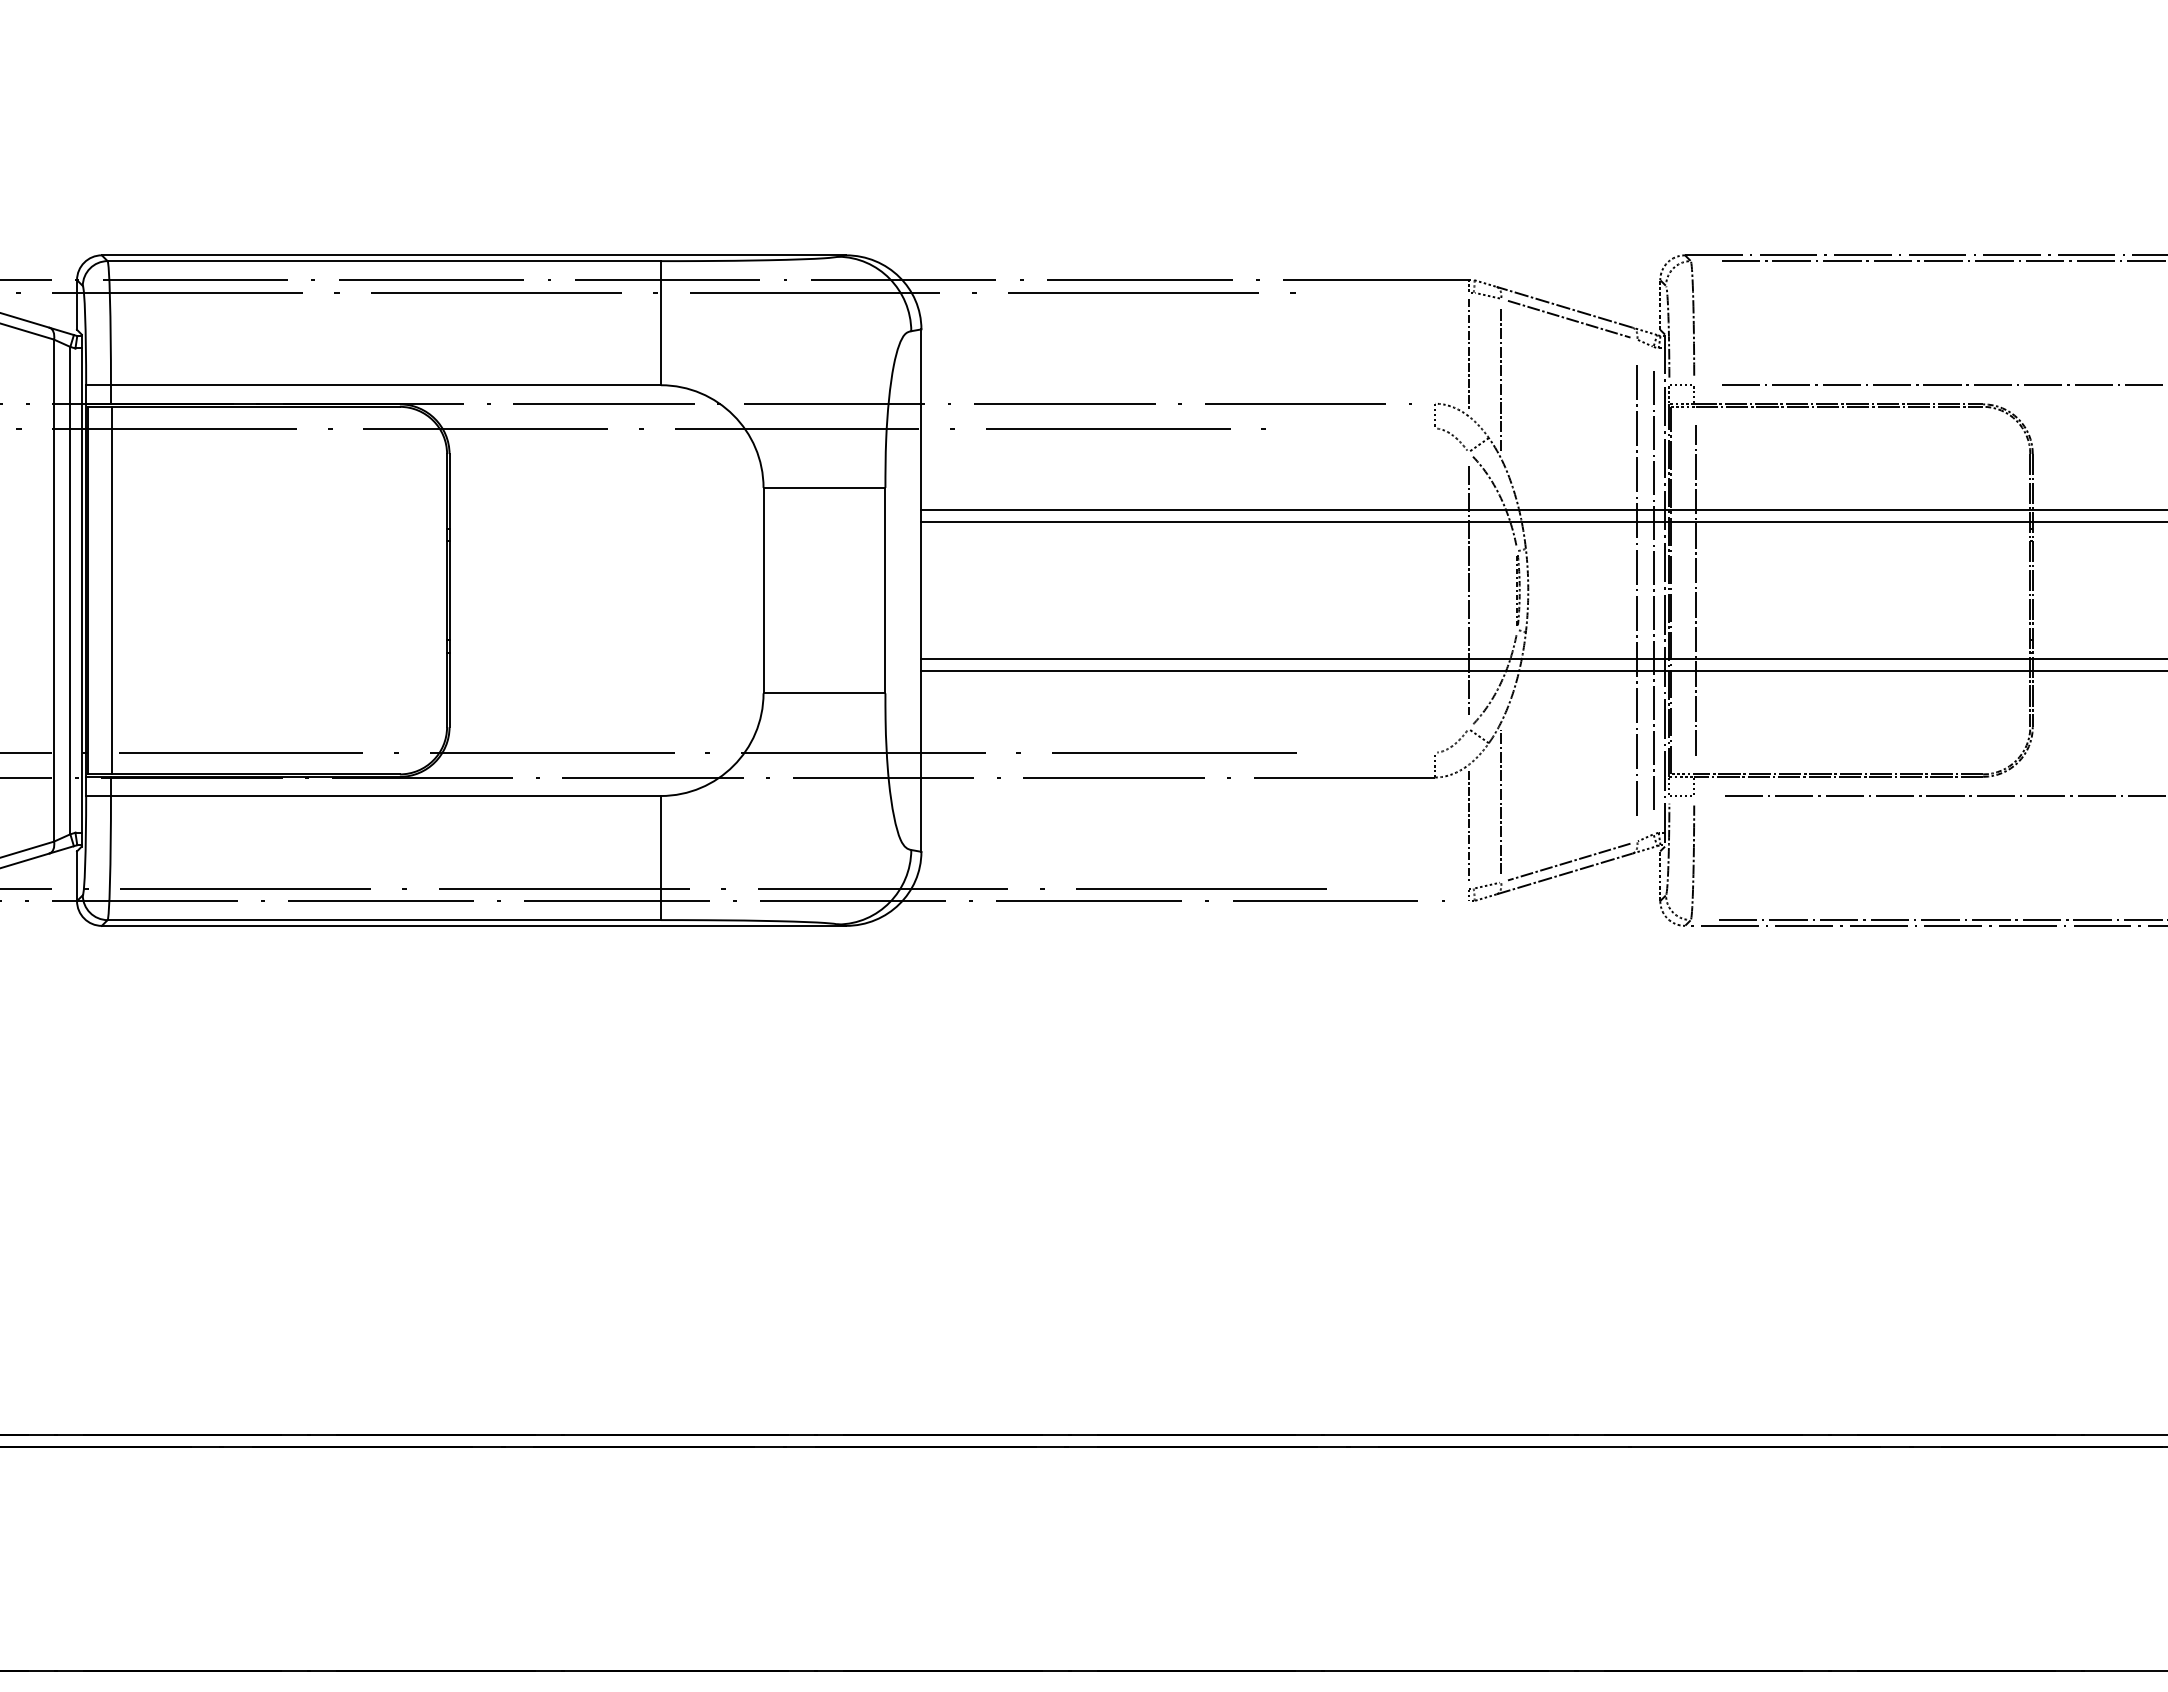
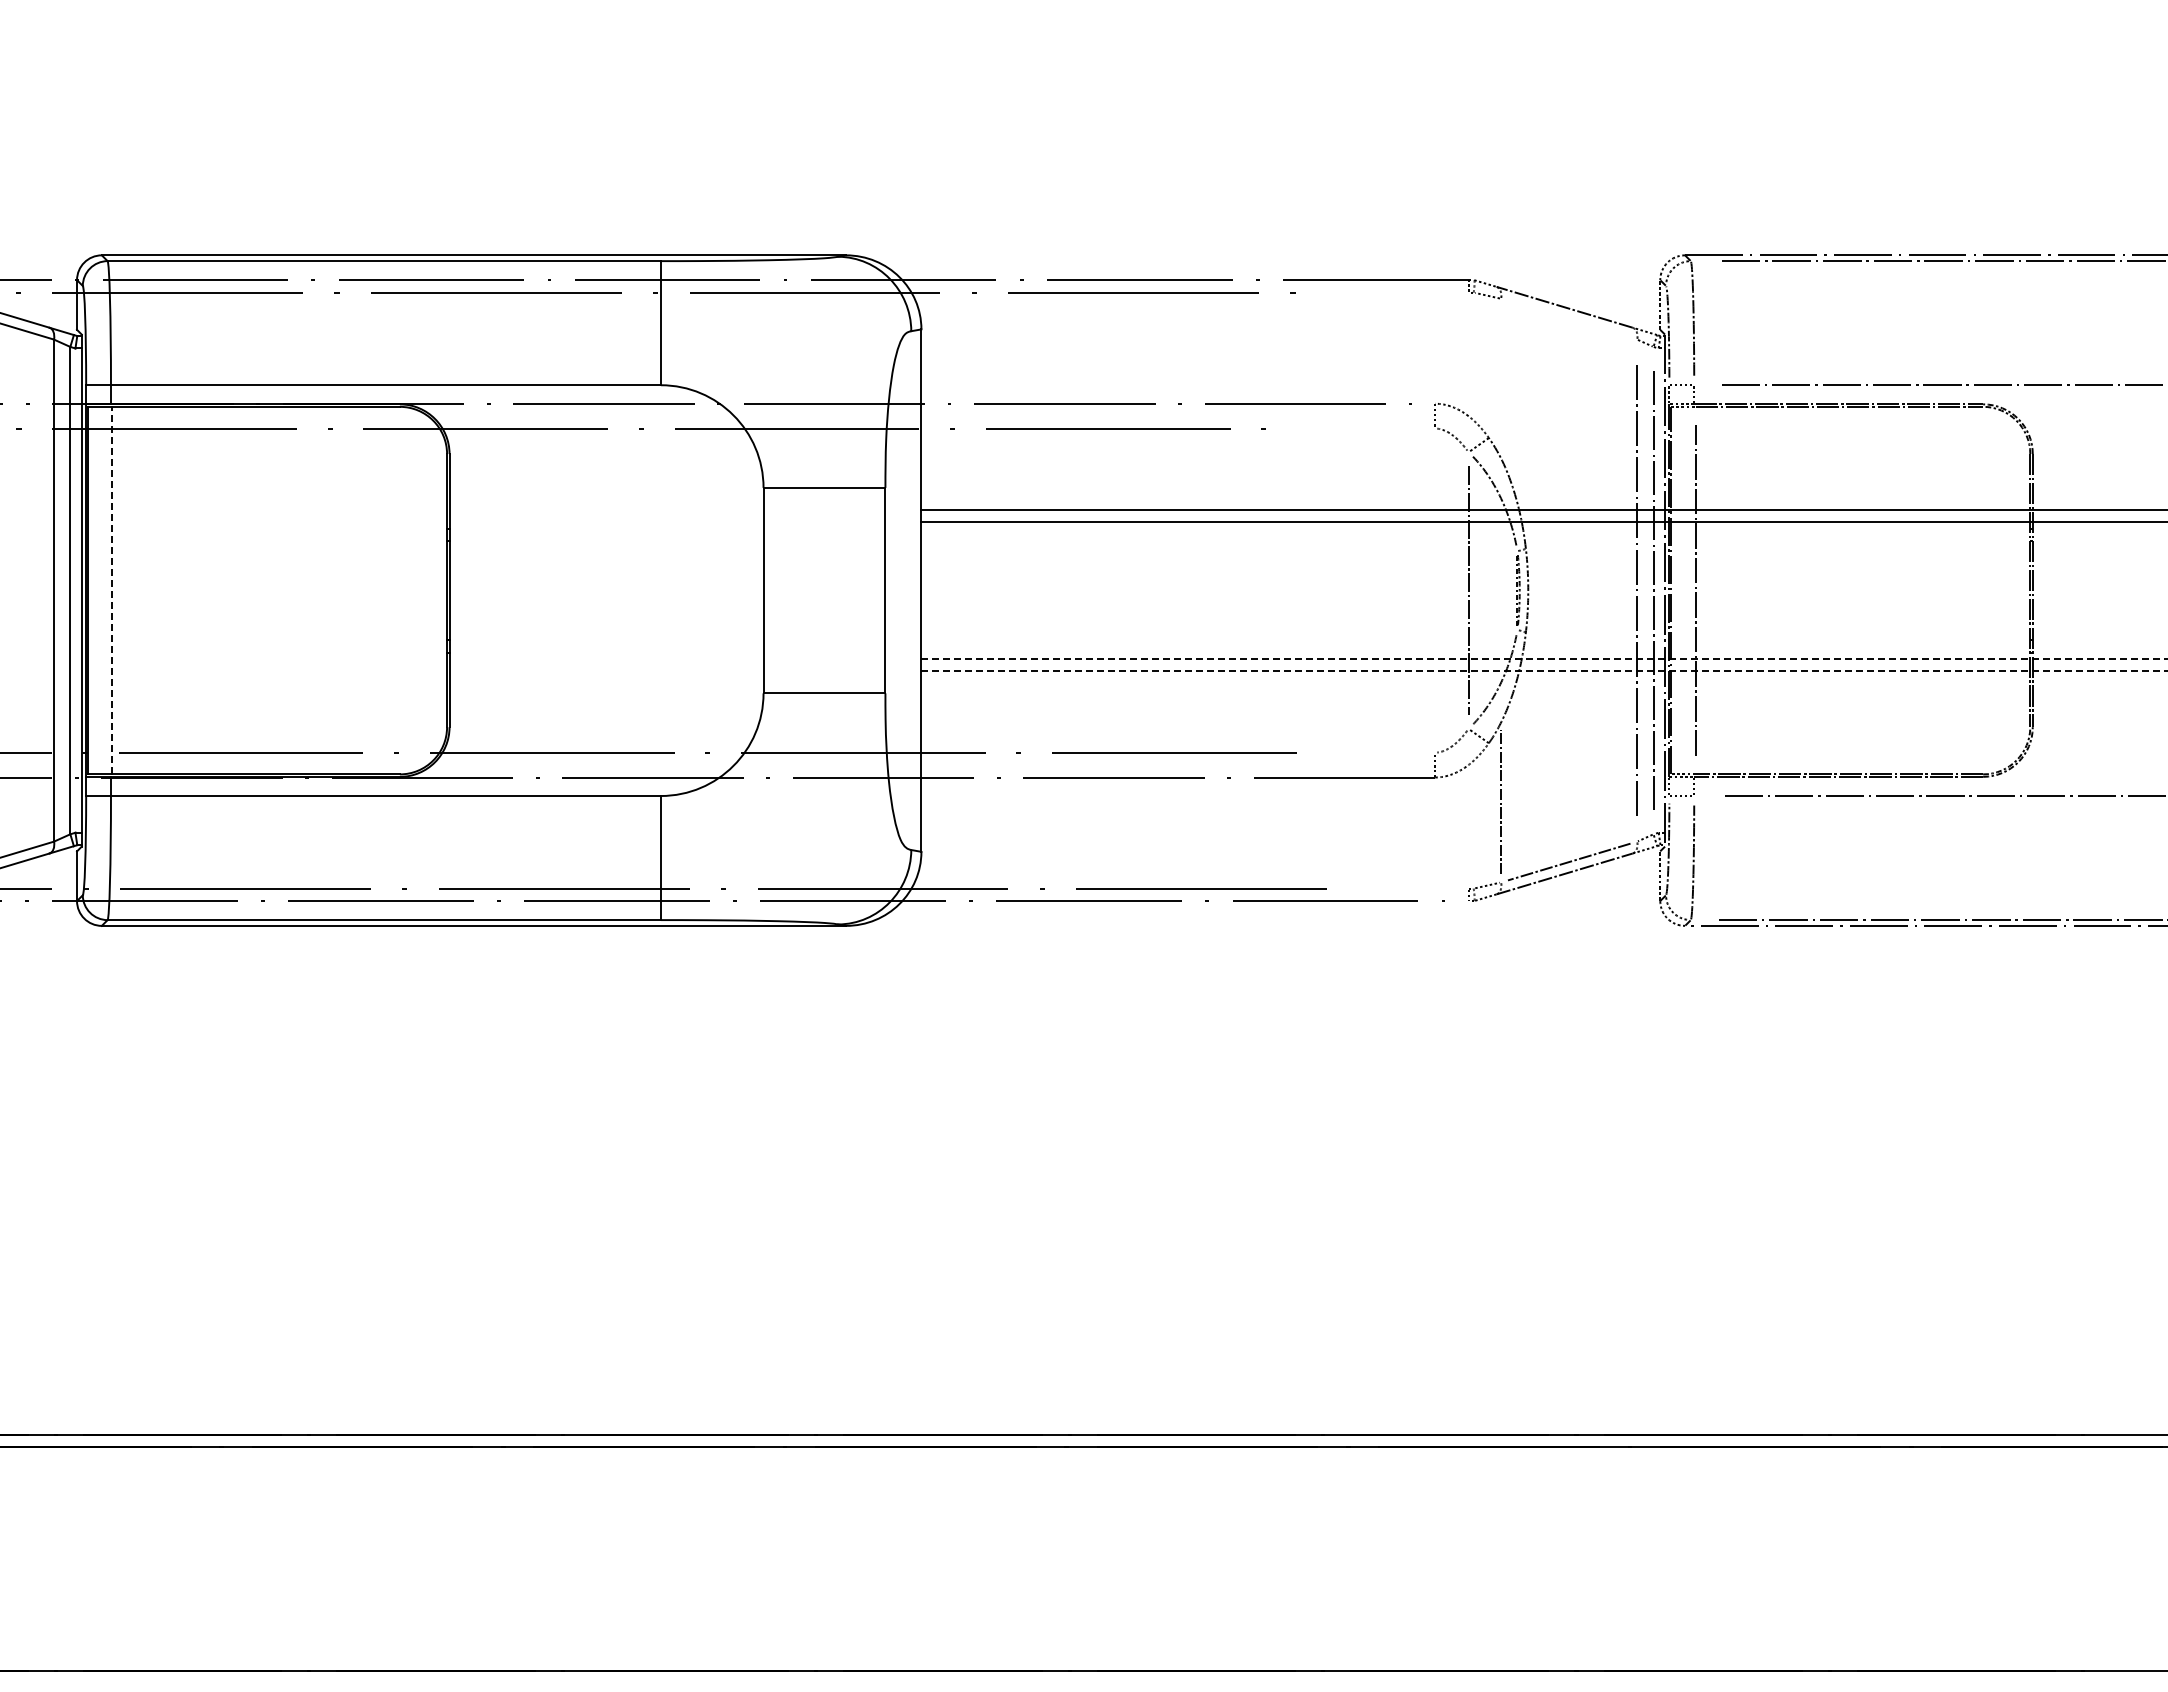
line: present -> none (1568, 318)
line: present -> none (1468, 354)
line: present -> none (1501, 378)
line: solid -> dashed (112, 590)
line: solid -> dashed (1545, 658)
line: solid -> dashed (1545, 671)
line: present -> none (1468, 826)
